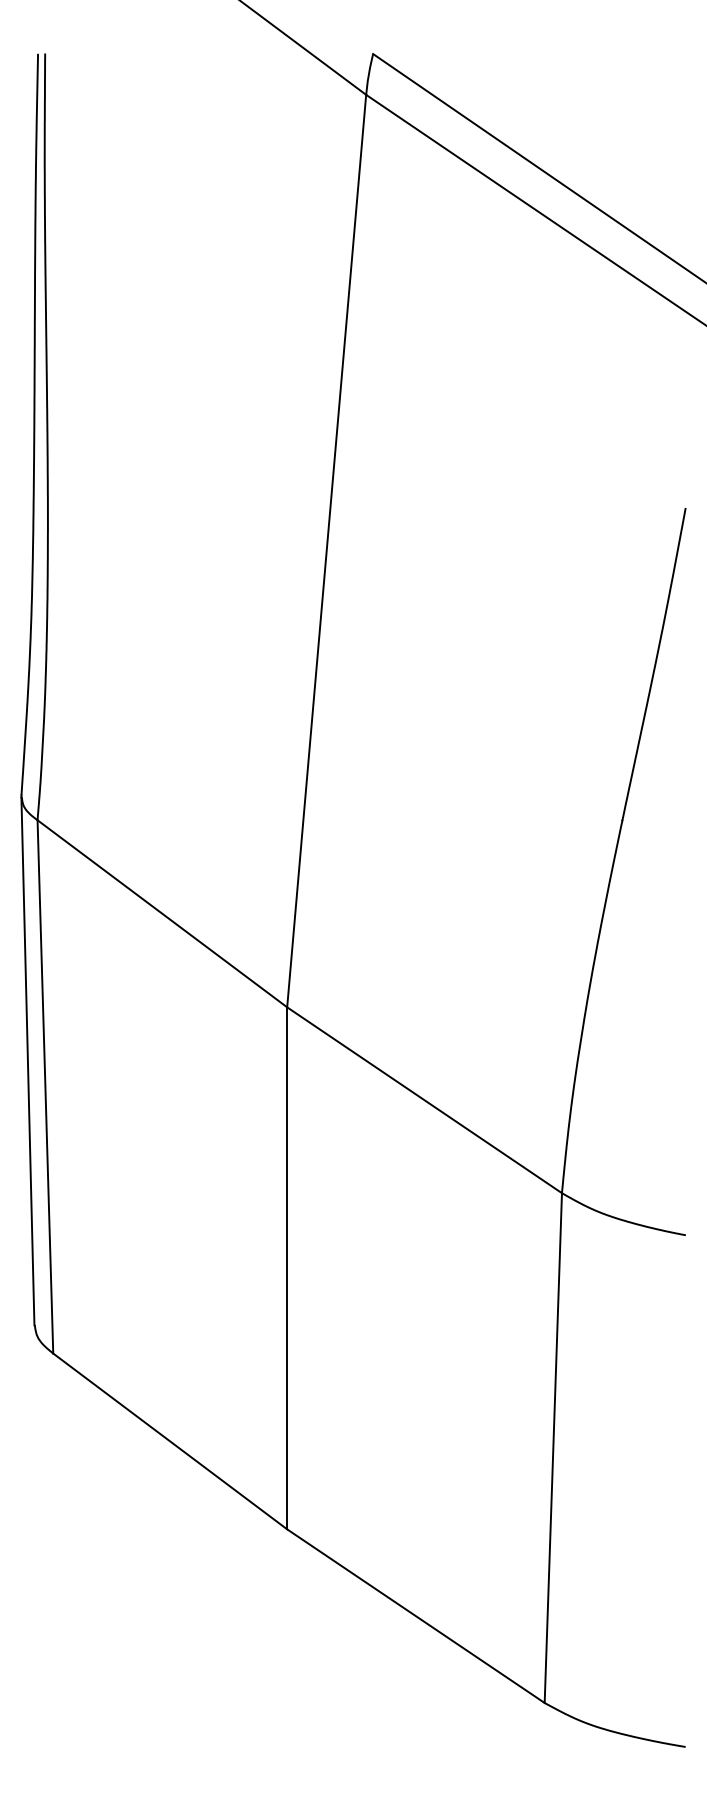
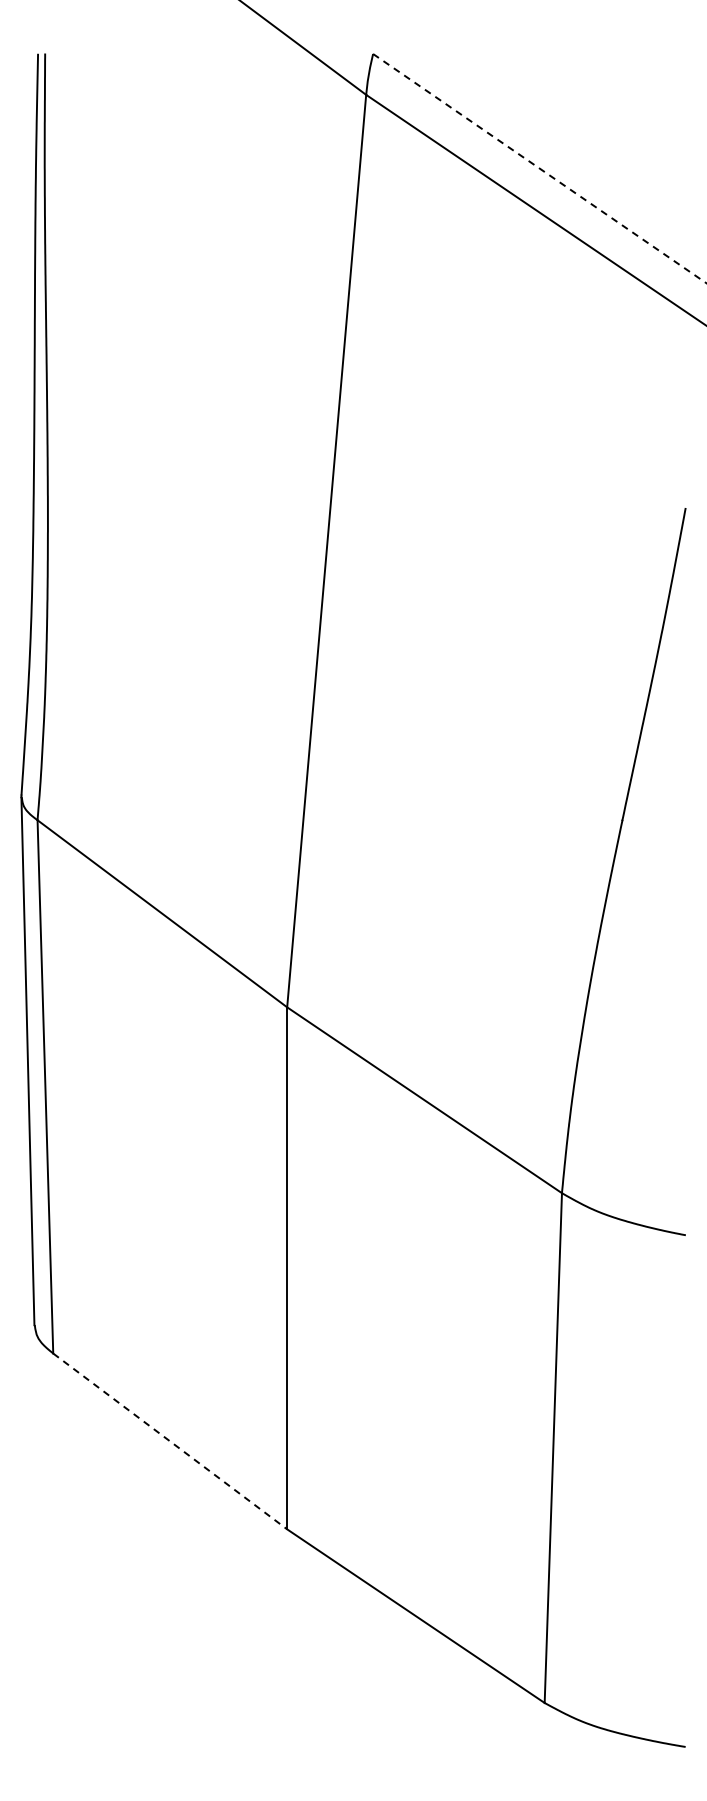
line: solid -> dashed (540, 168)
line: solid -> dashed (170, 1441)
